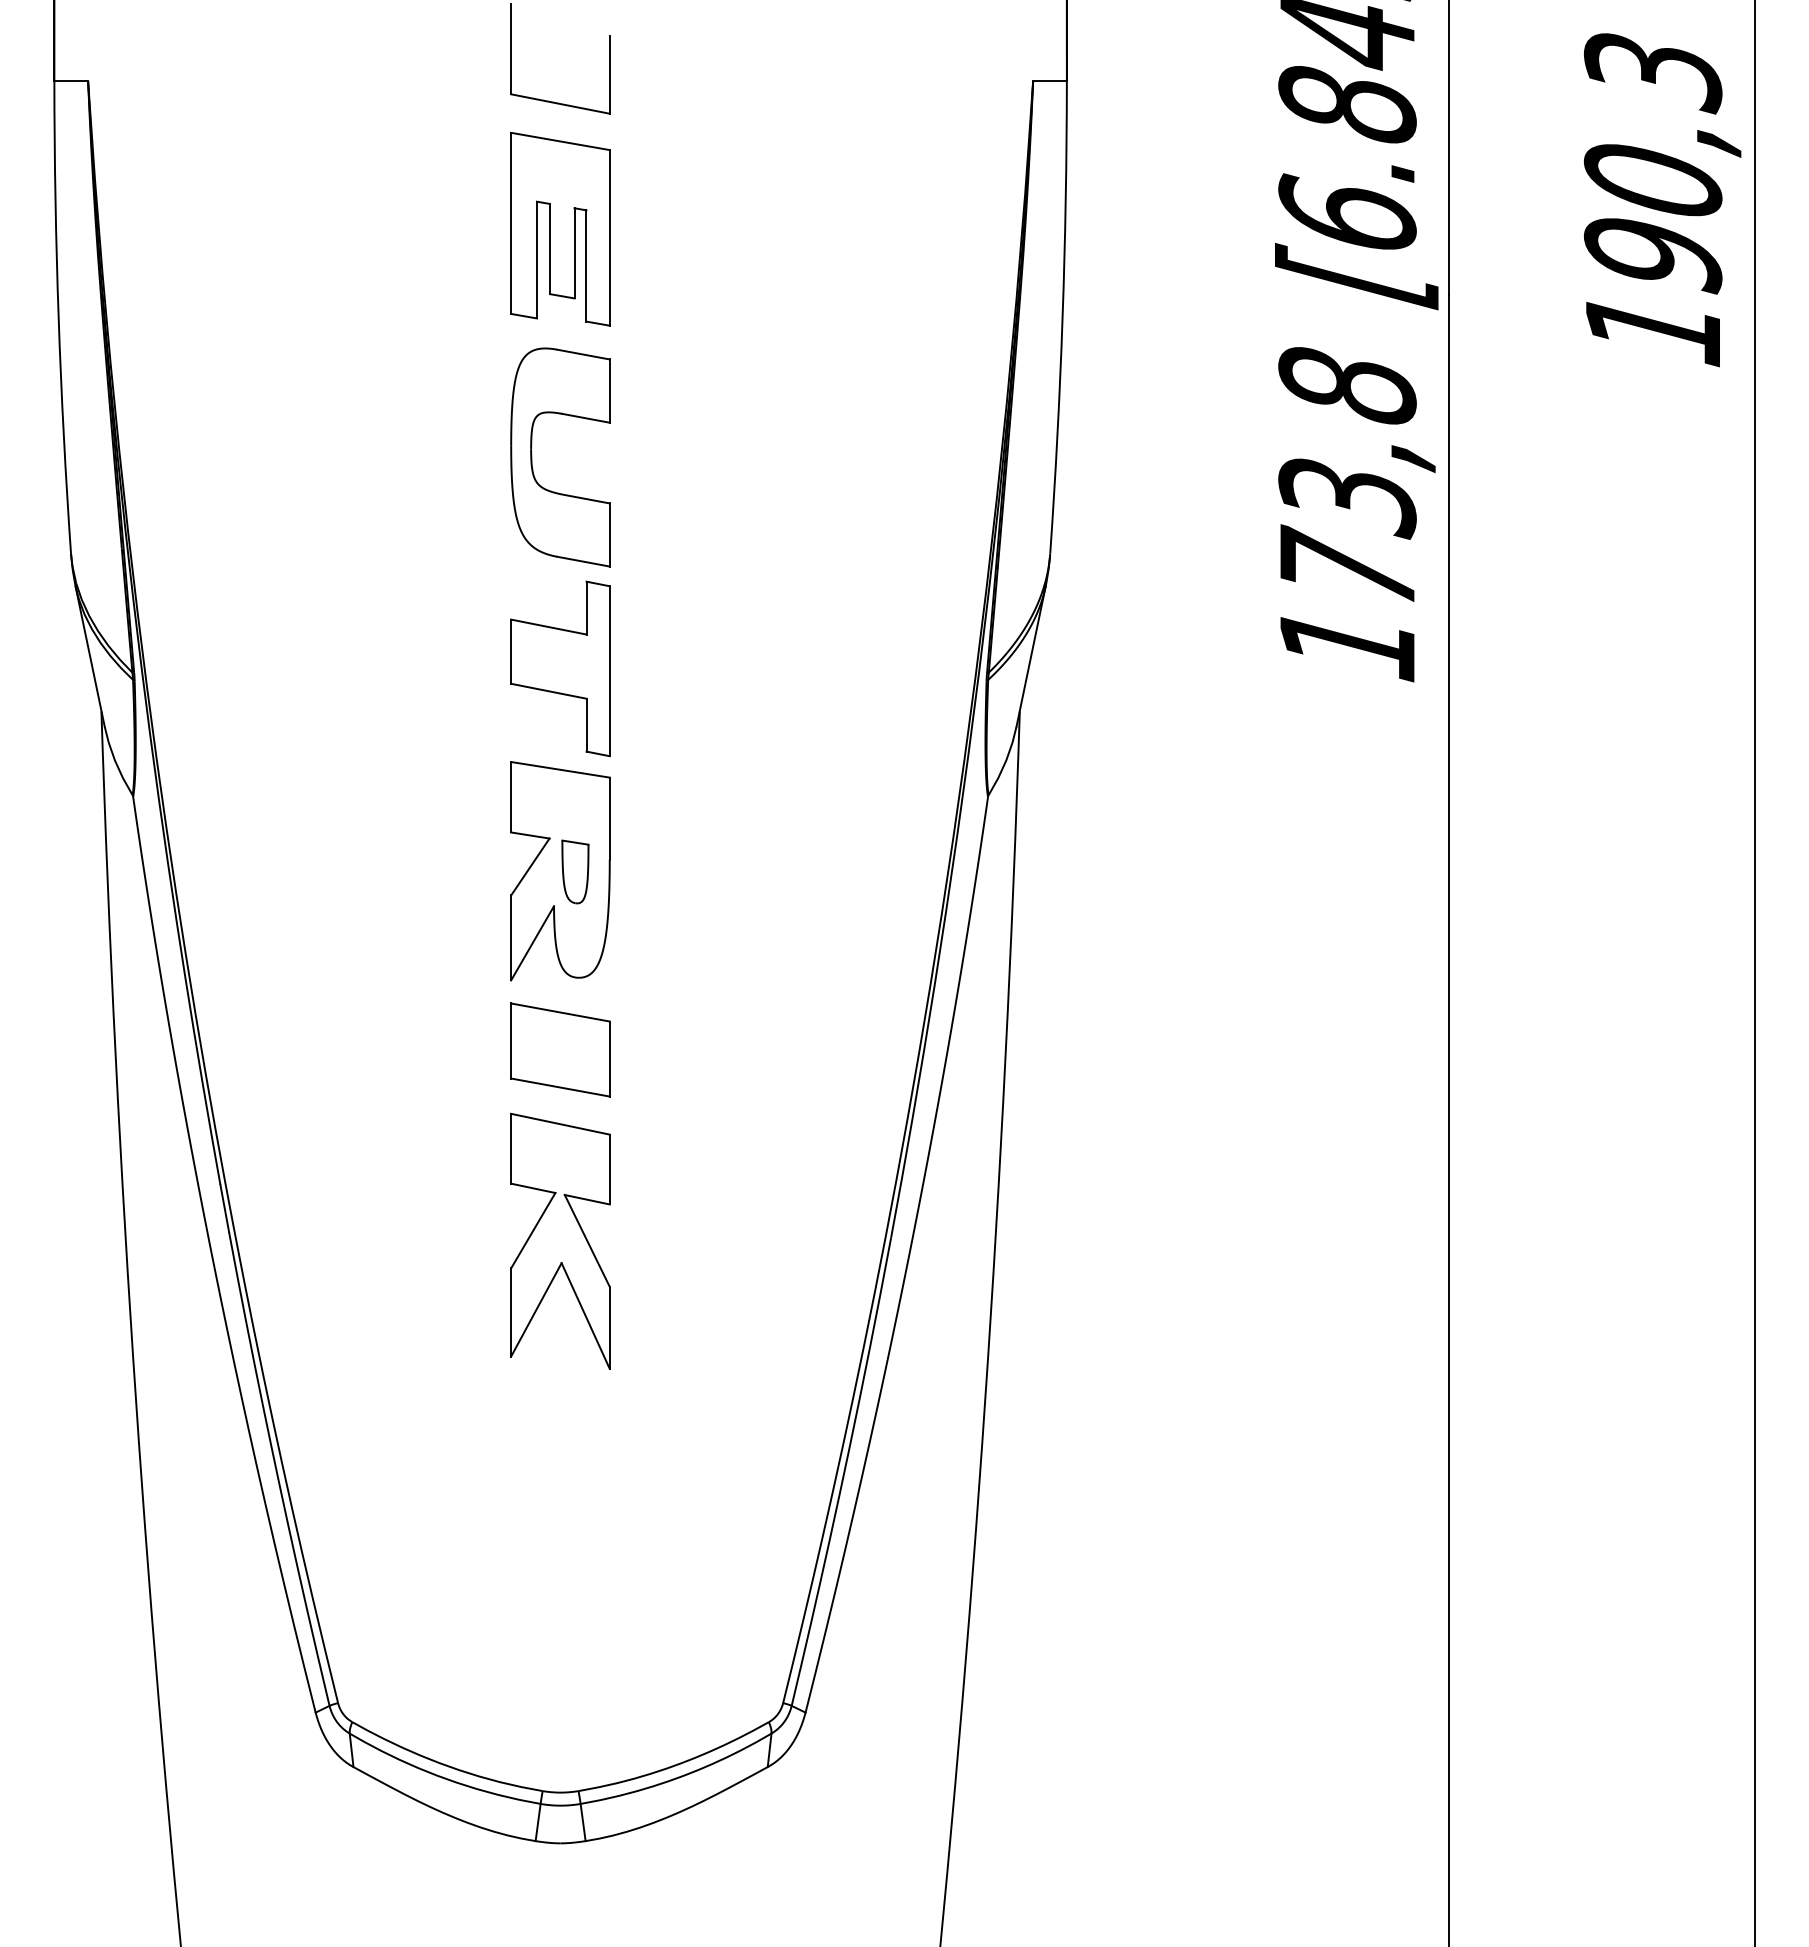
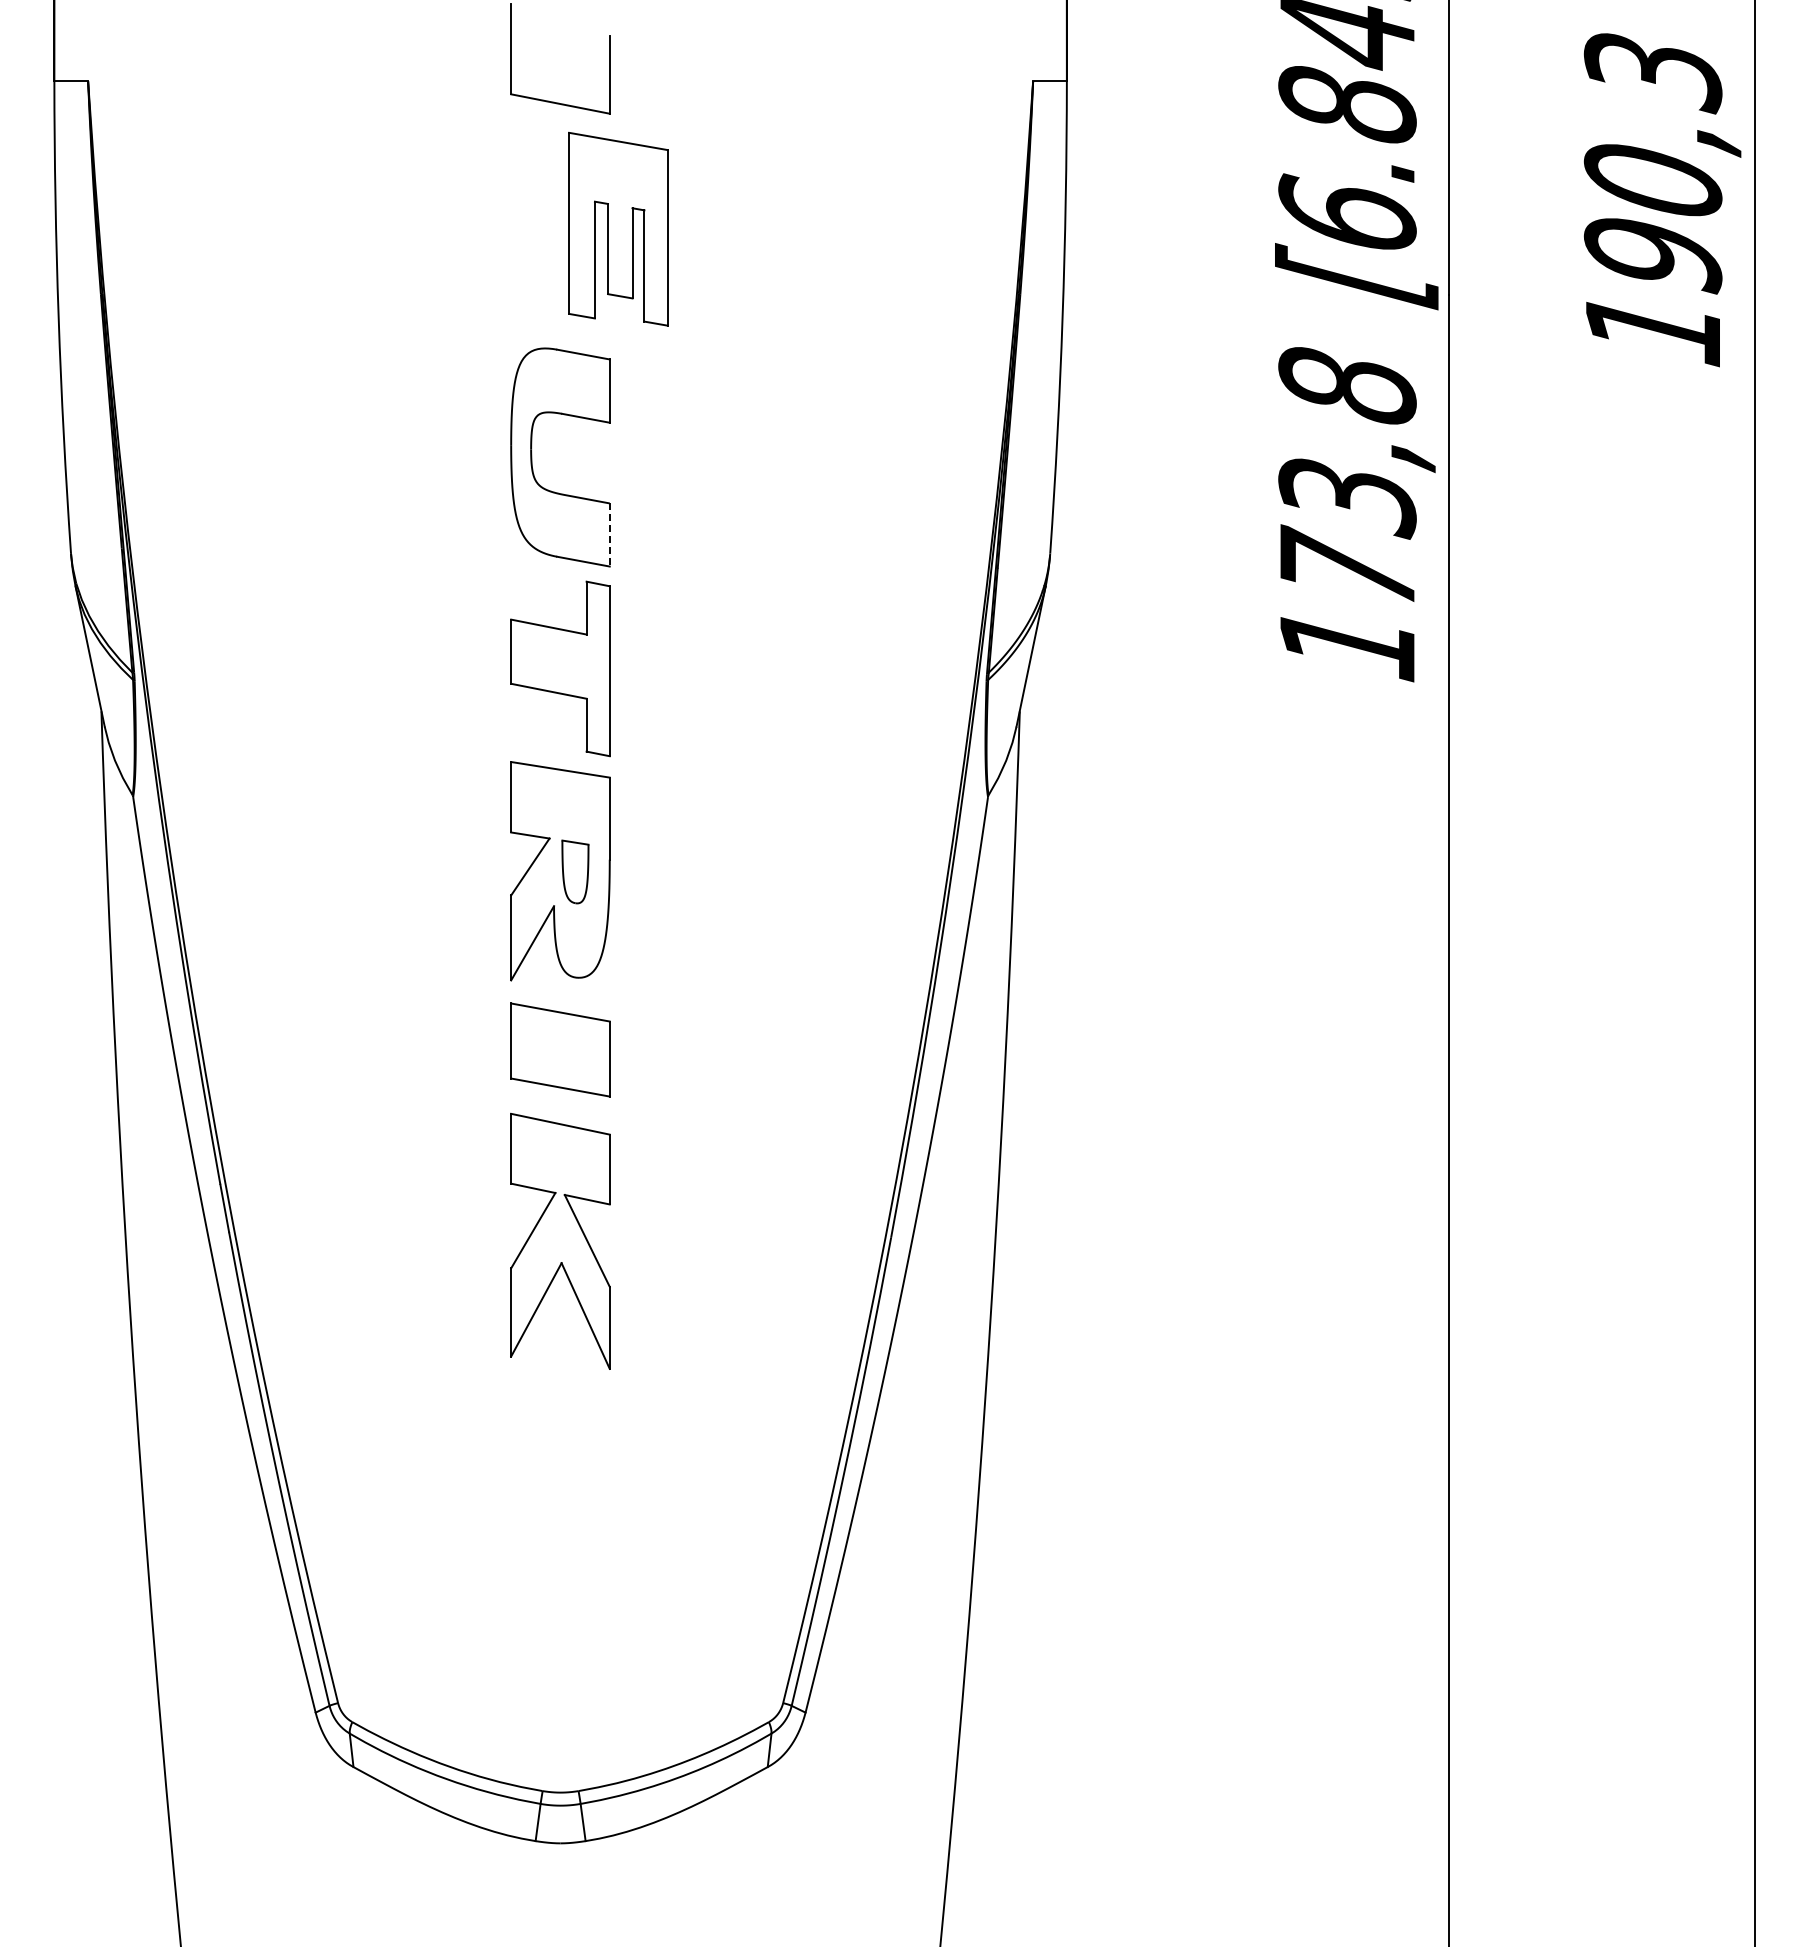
part position: (560, 228) -> (618, 228) (618, 228)
line: solid -> dashed (609, 534)
